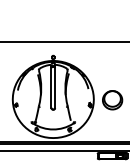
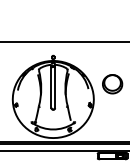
part position: (112, 100) -> (112, 84) (112, 84)
